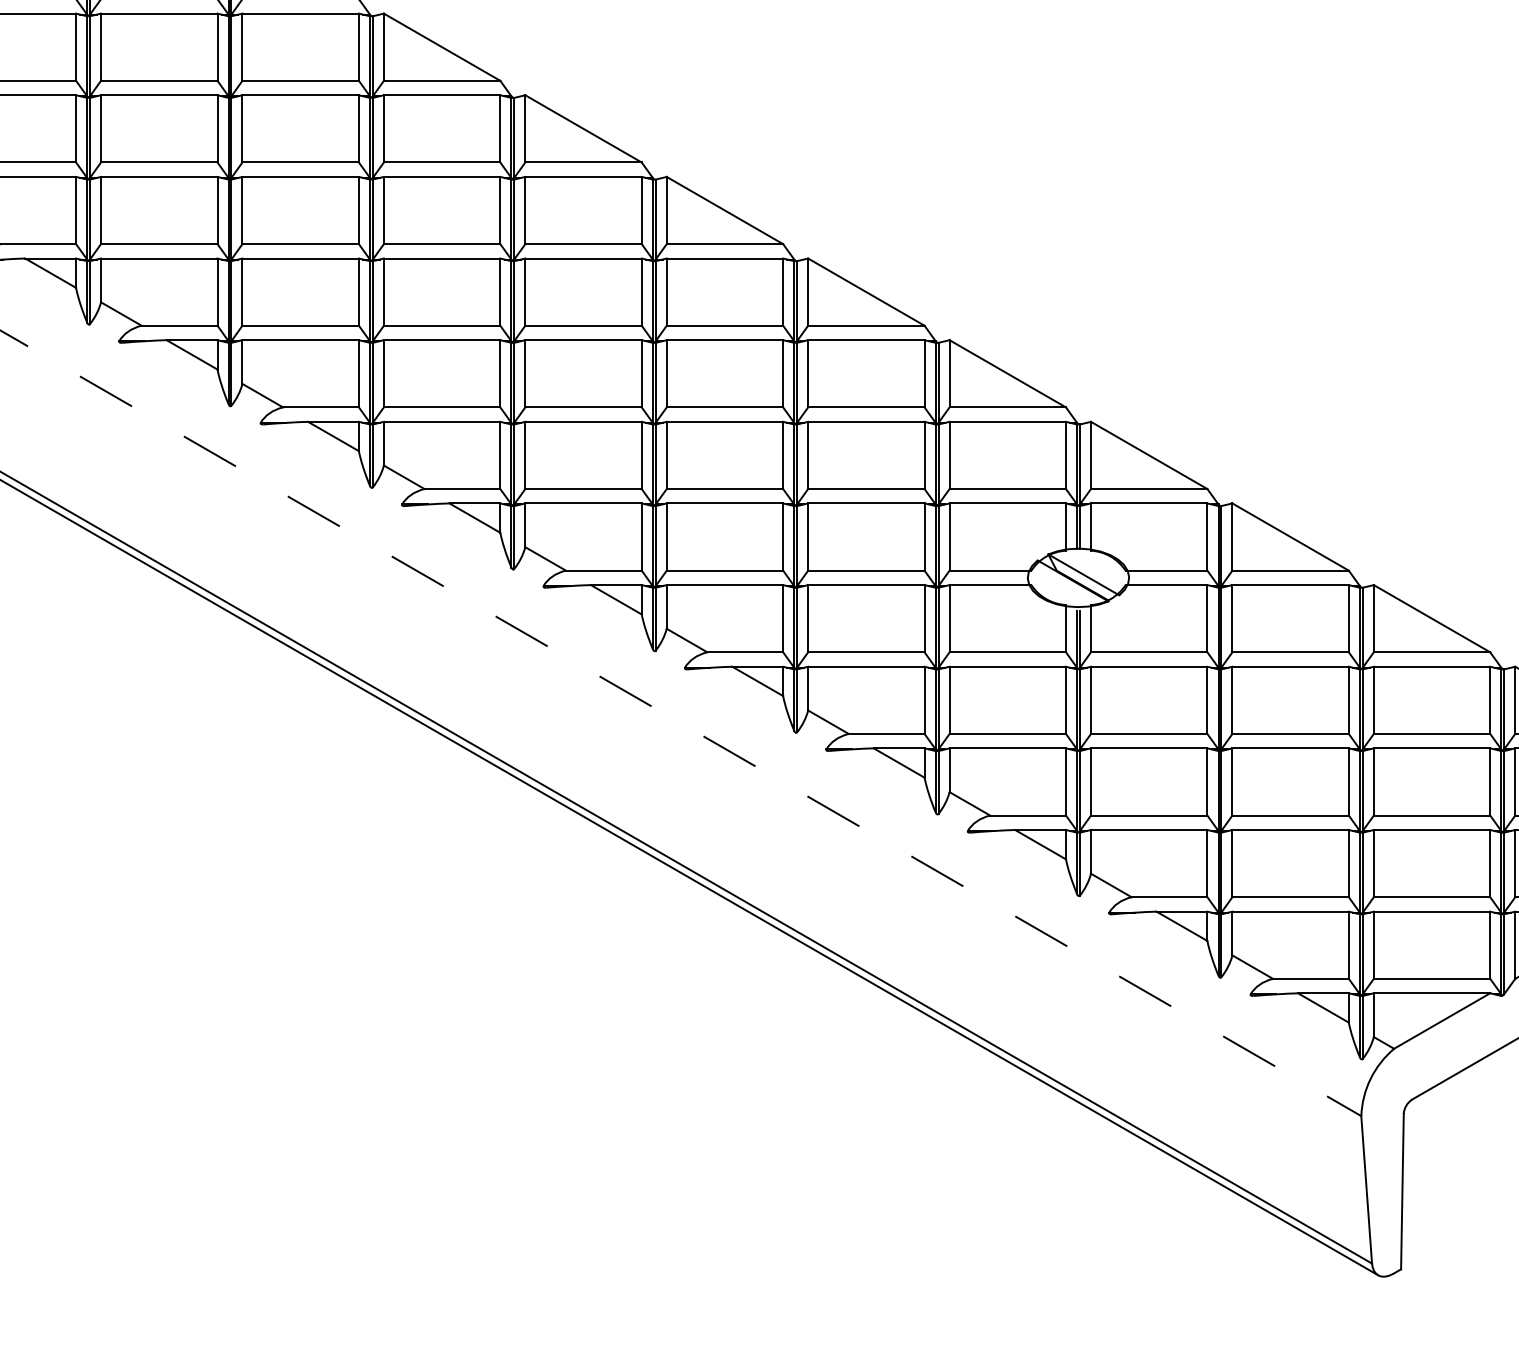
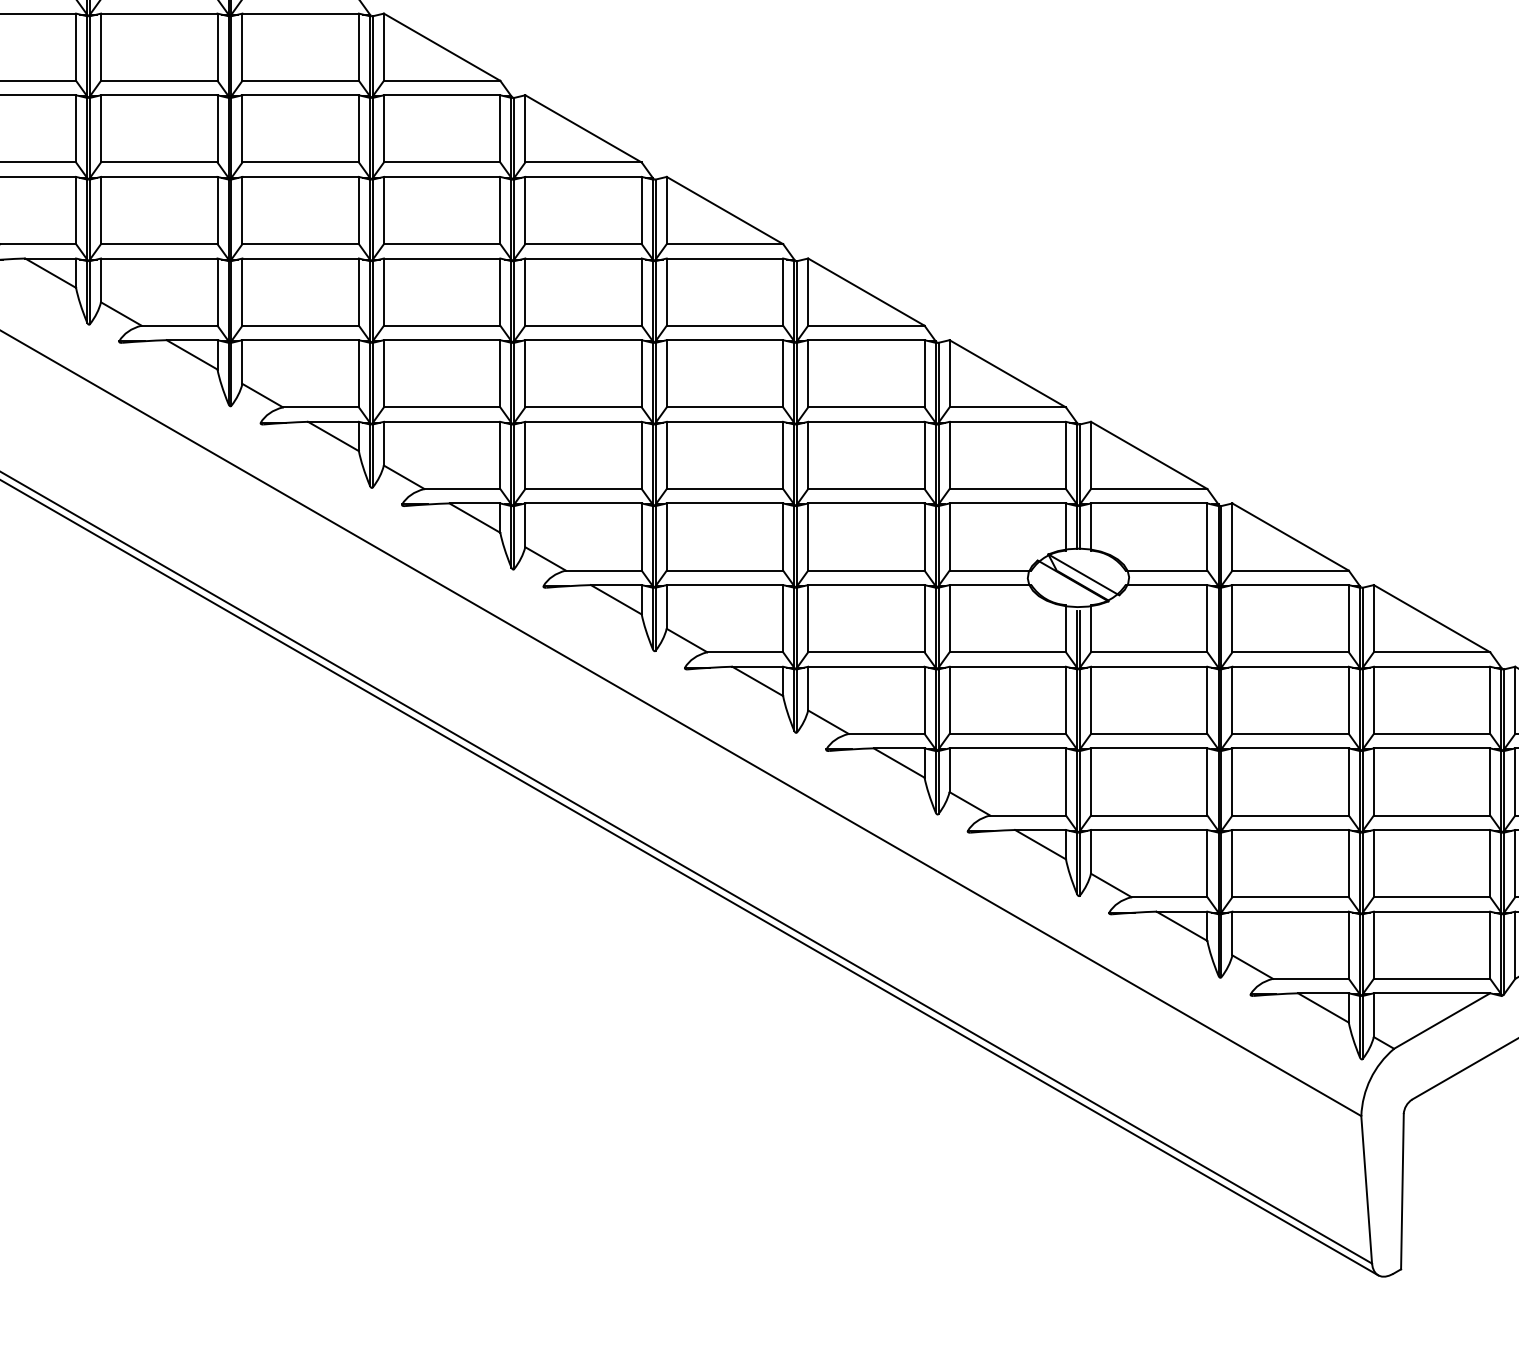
line: dashed -> solid (680, 723)
